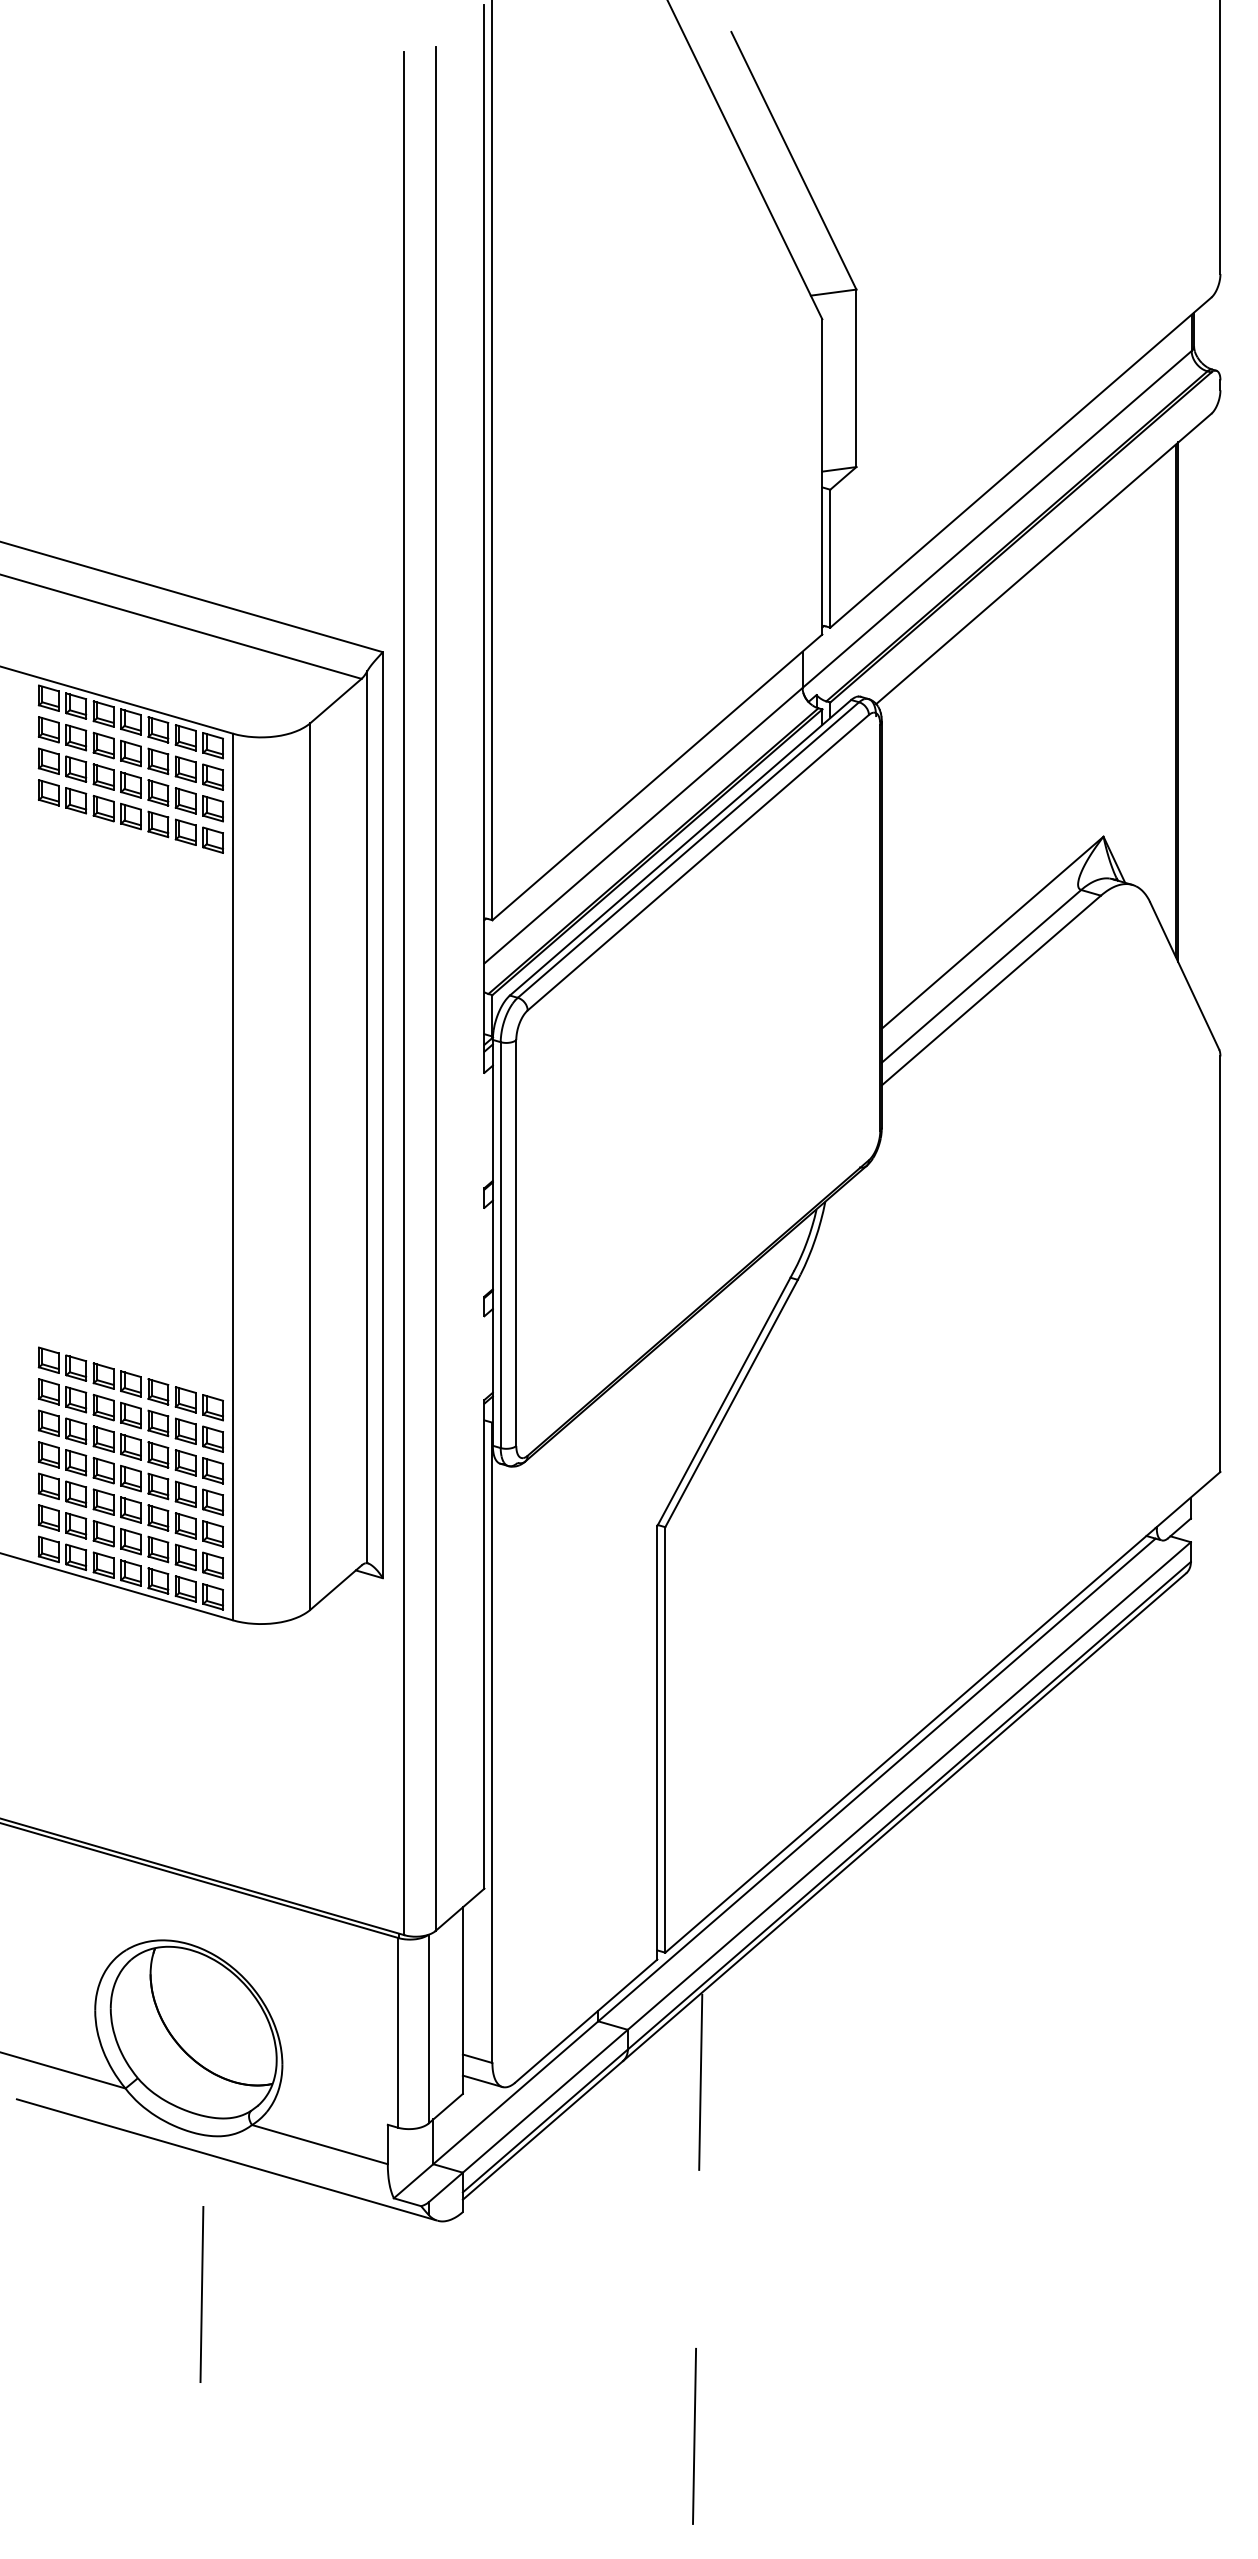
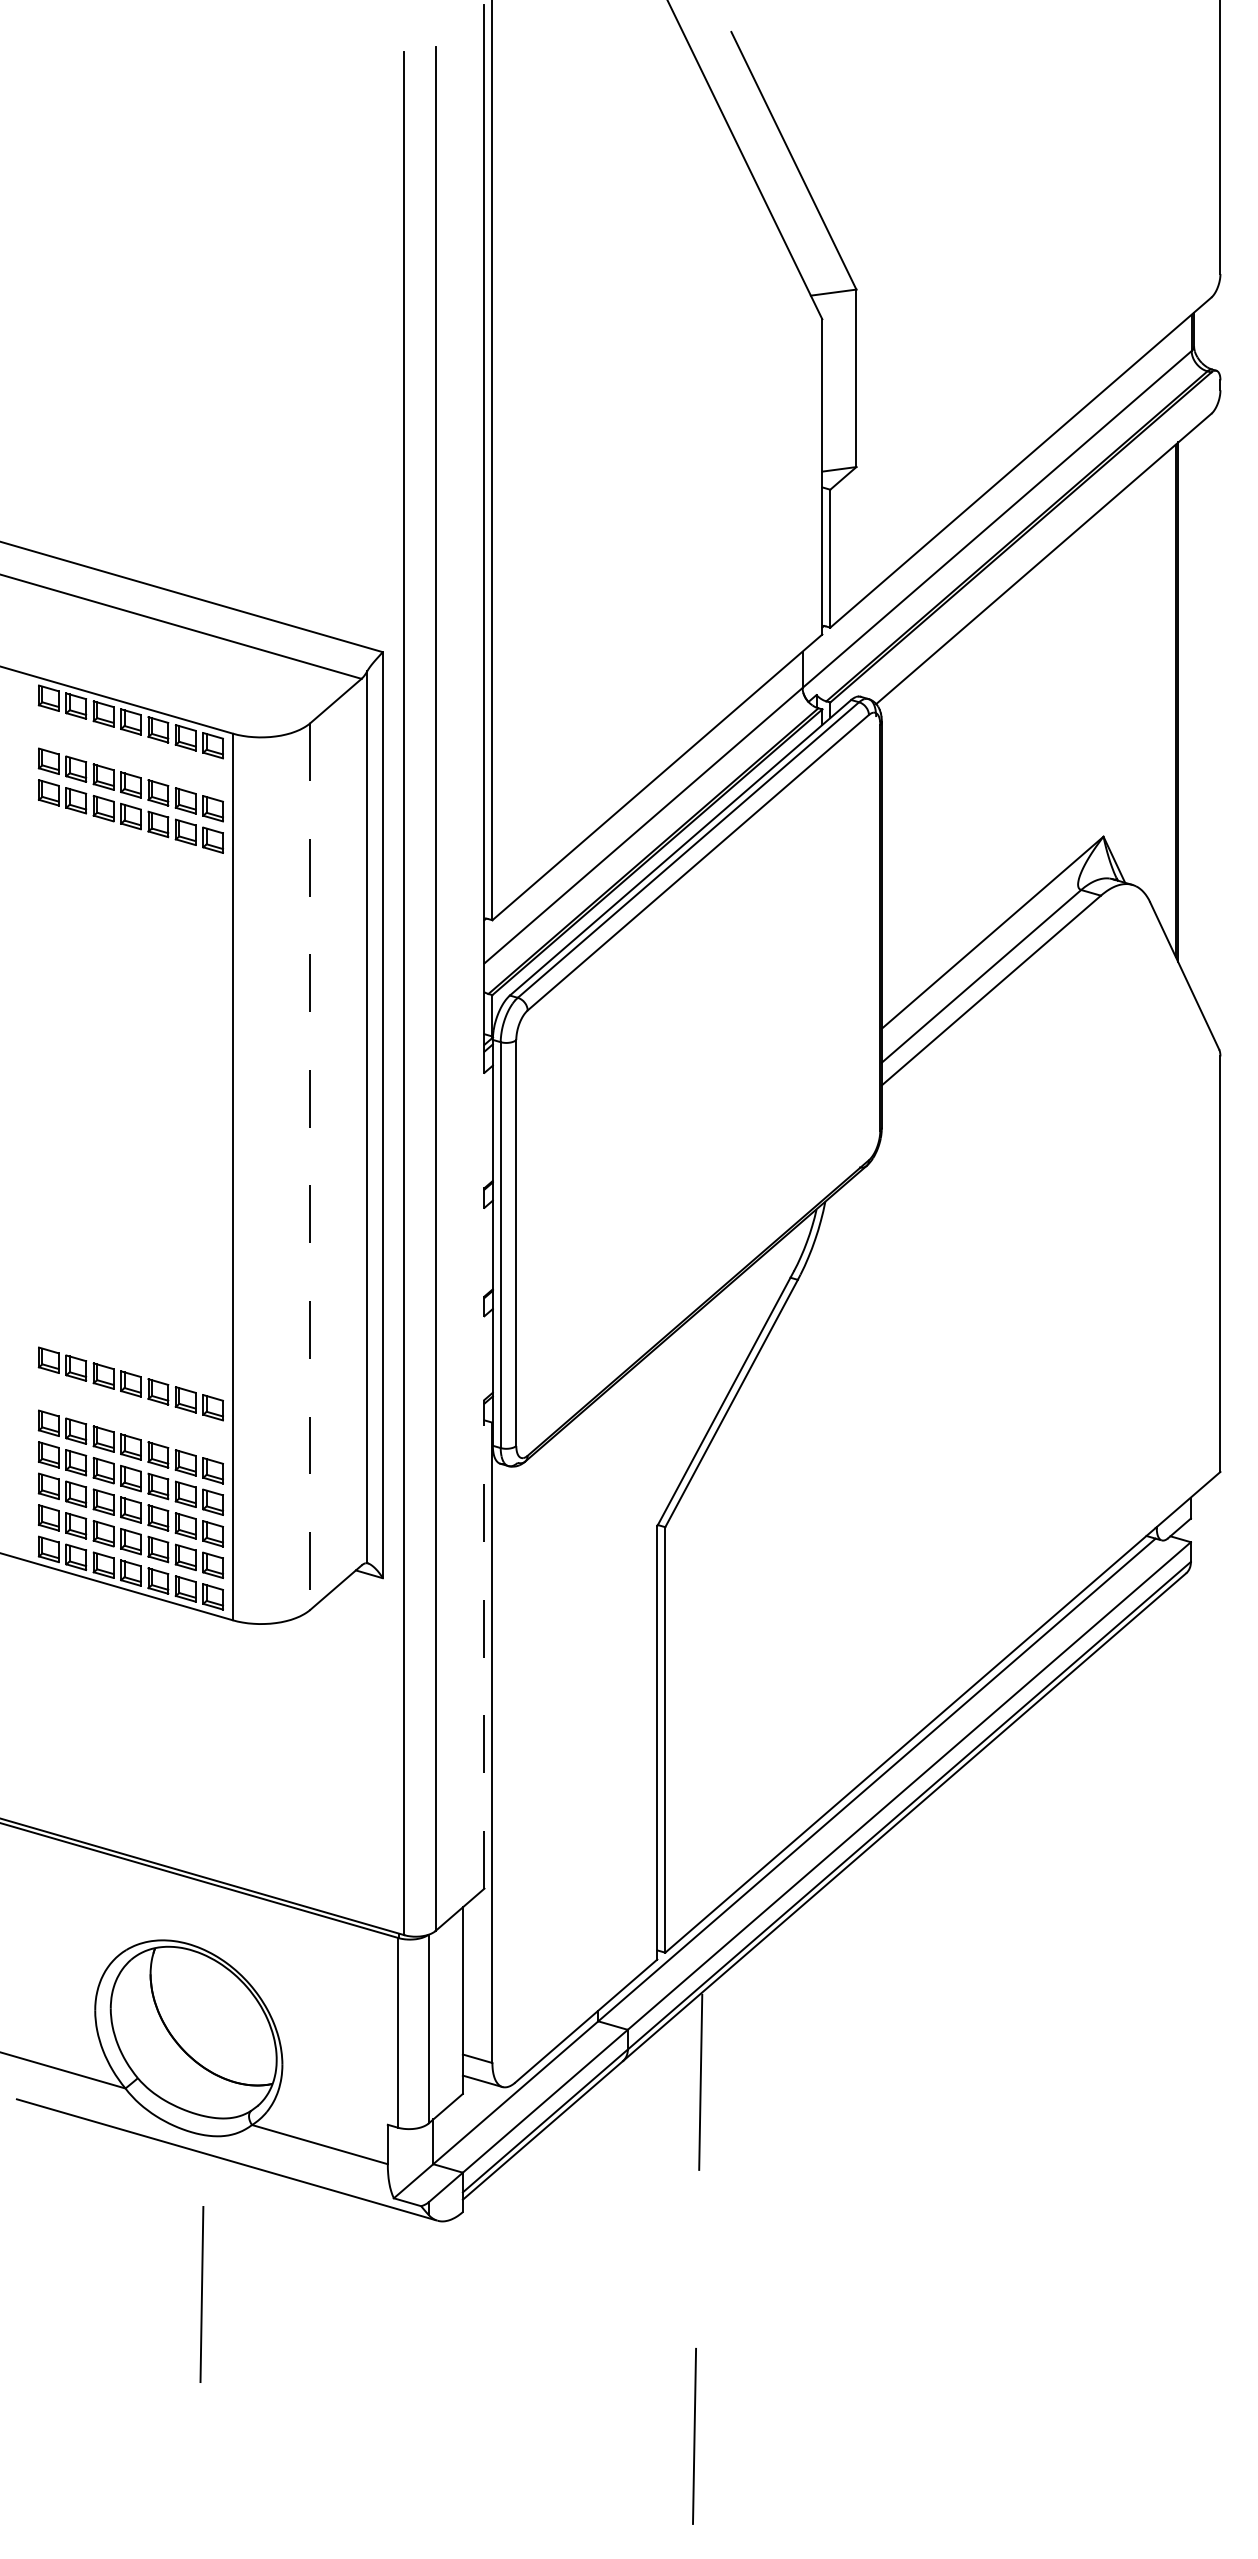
part: present -> none (130, 753)
line: solid -> dashed (310, 1167)
part: present -> none (130, 1415)
line: solid -> dashed (484, 1643)
